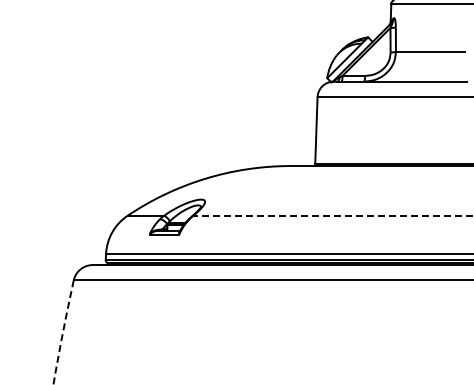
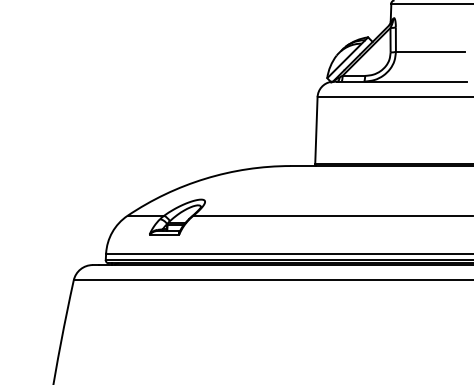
line: dashed -> solid (332, 215)
arc: dashed -> solid (62, 332)
